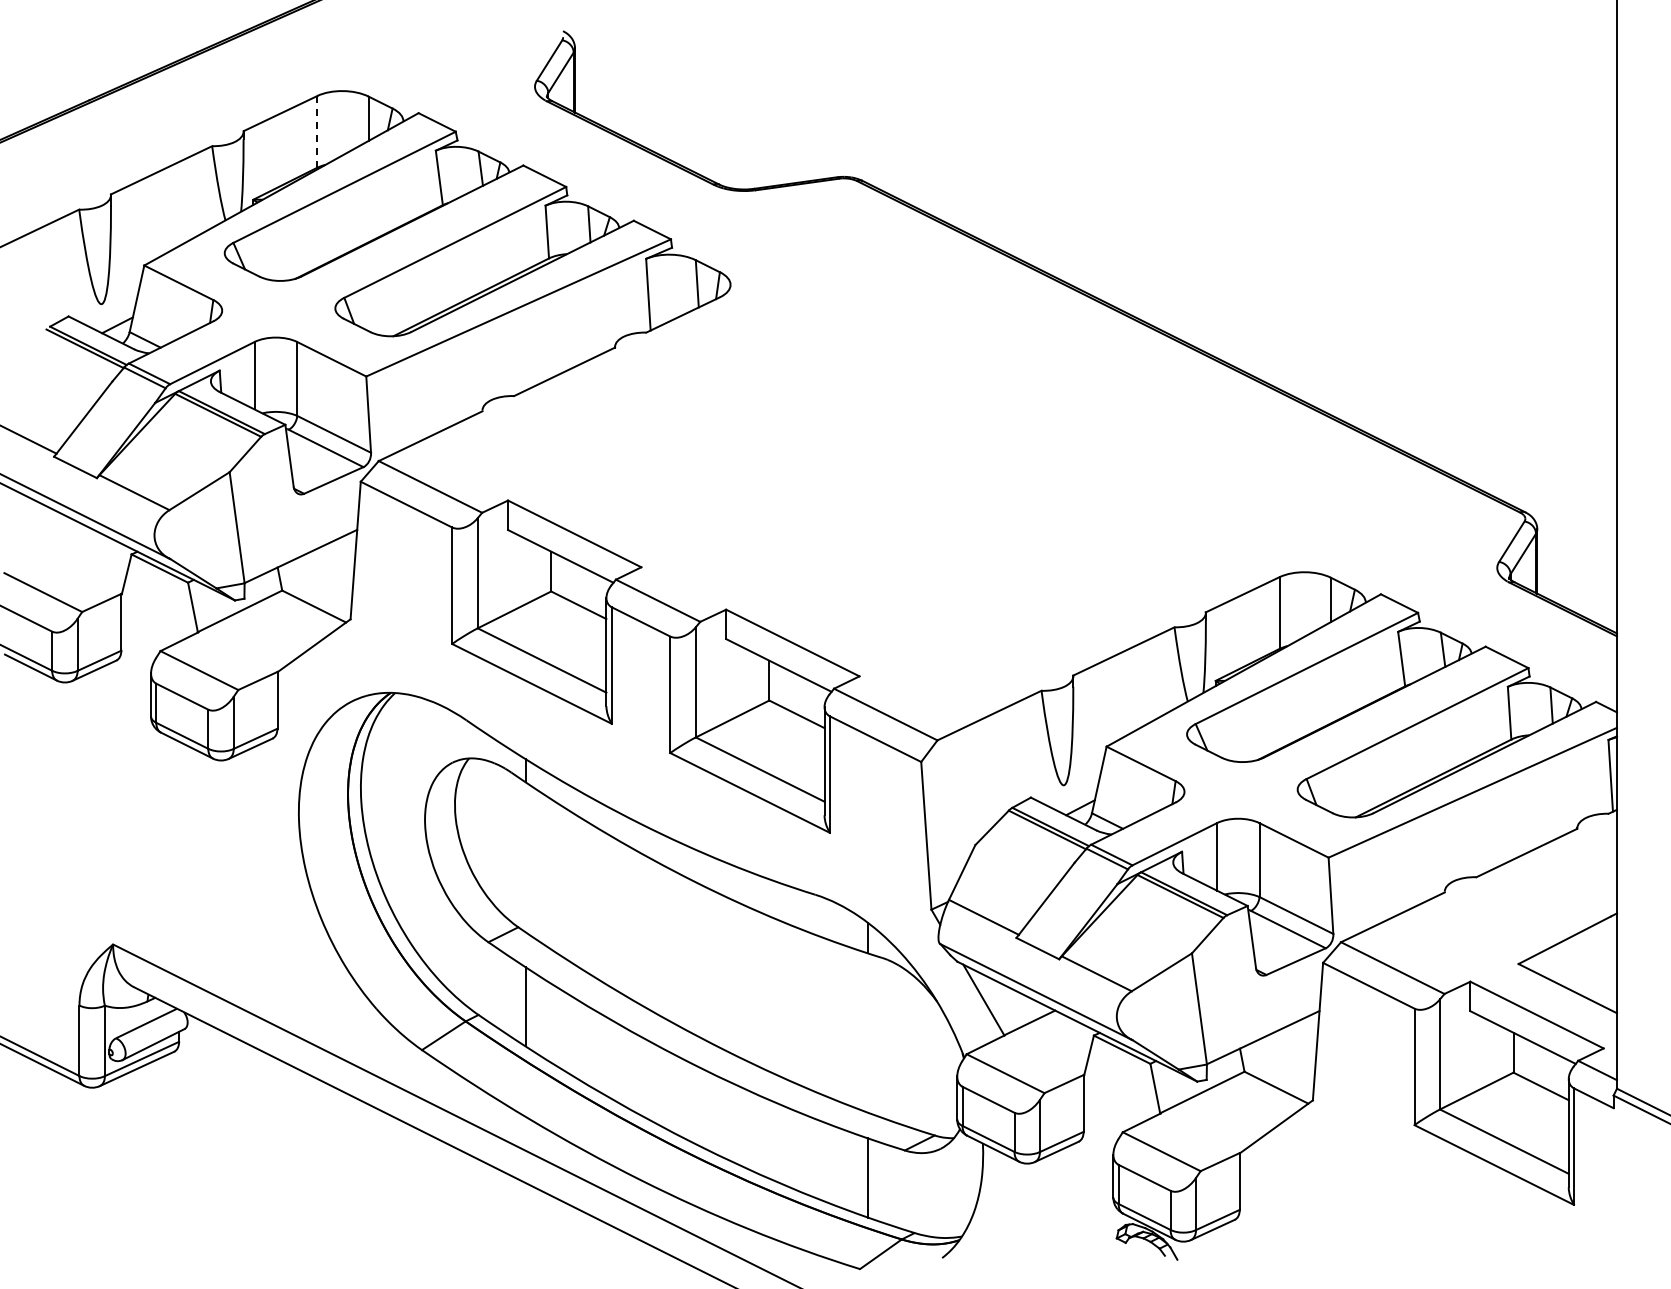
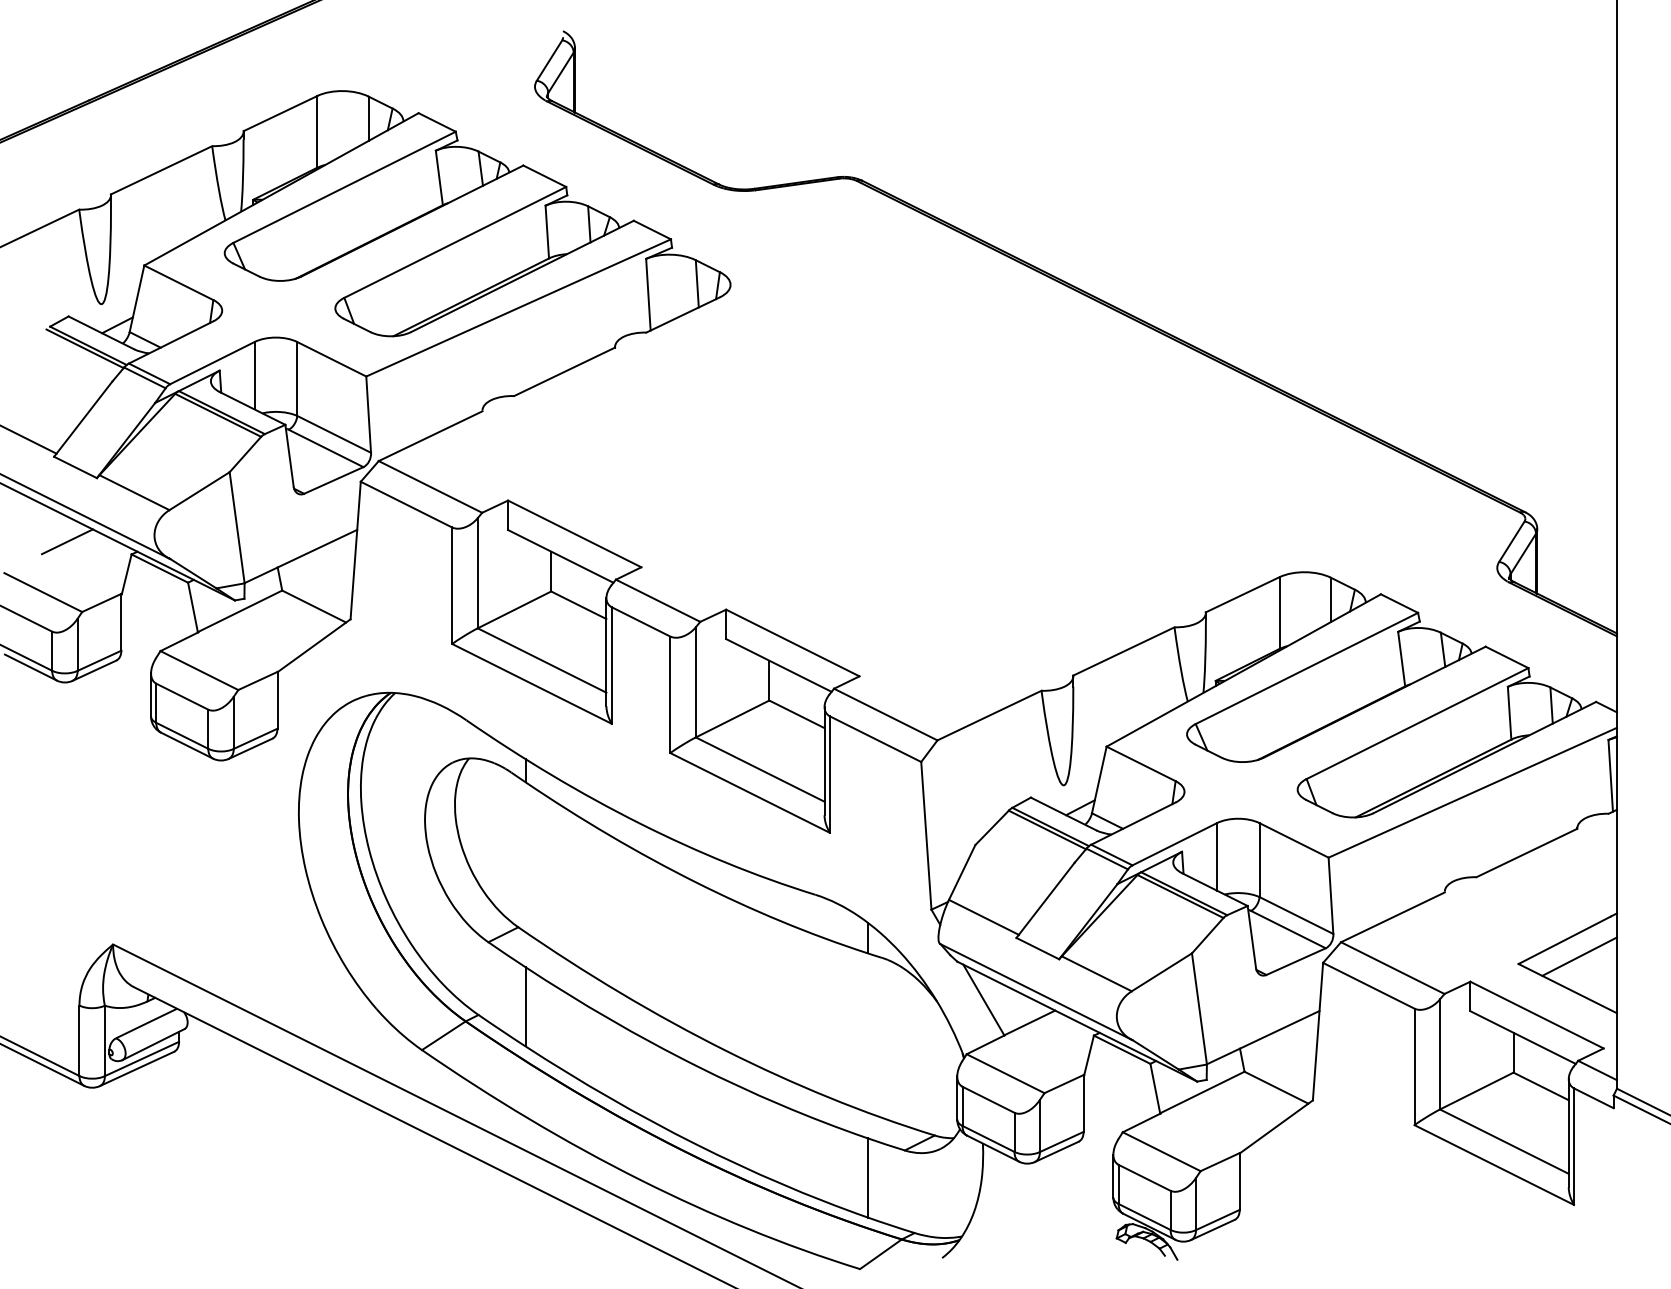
line: dashed -> solid (317, 131)
line: none -> present (66, 541)
line: none -> present (1579, 956)
